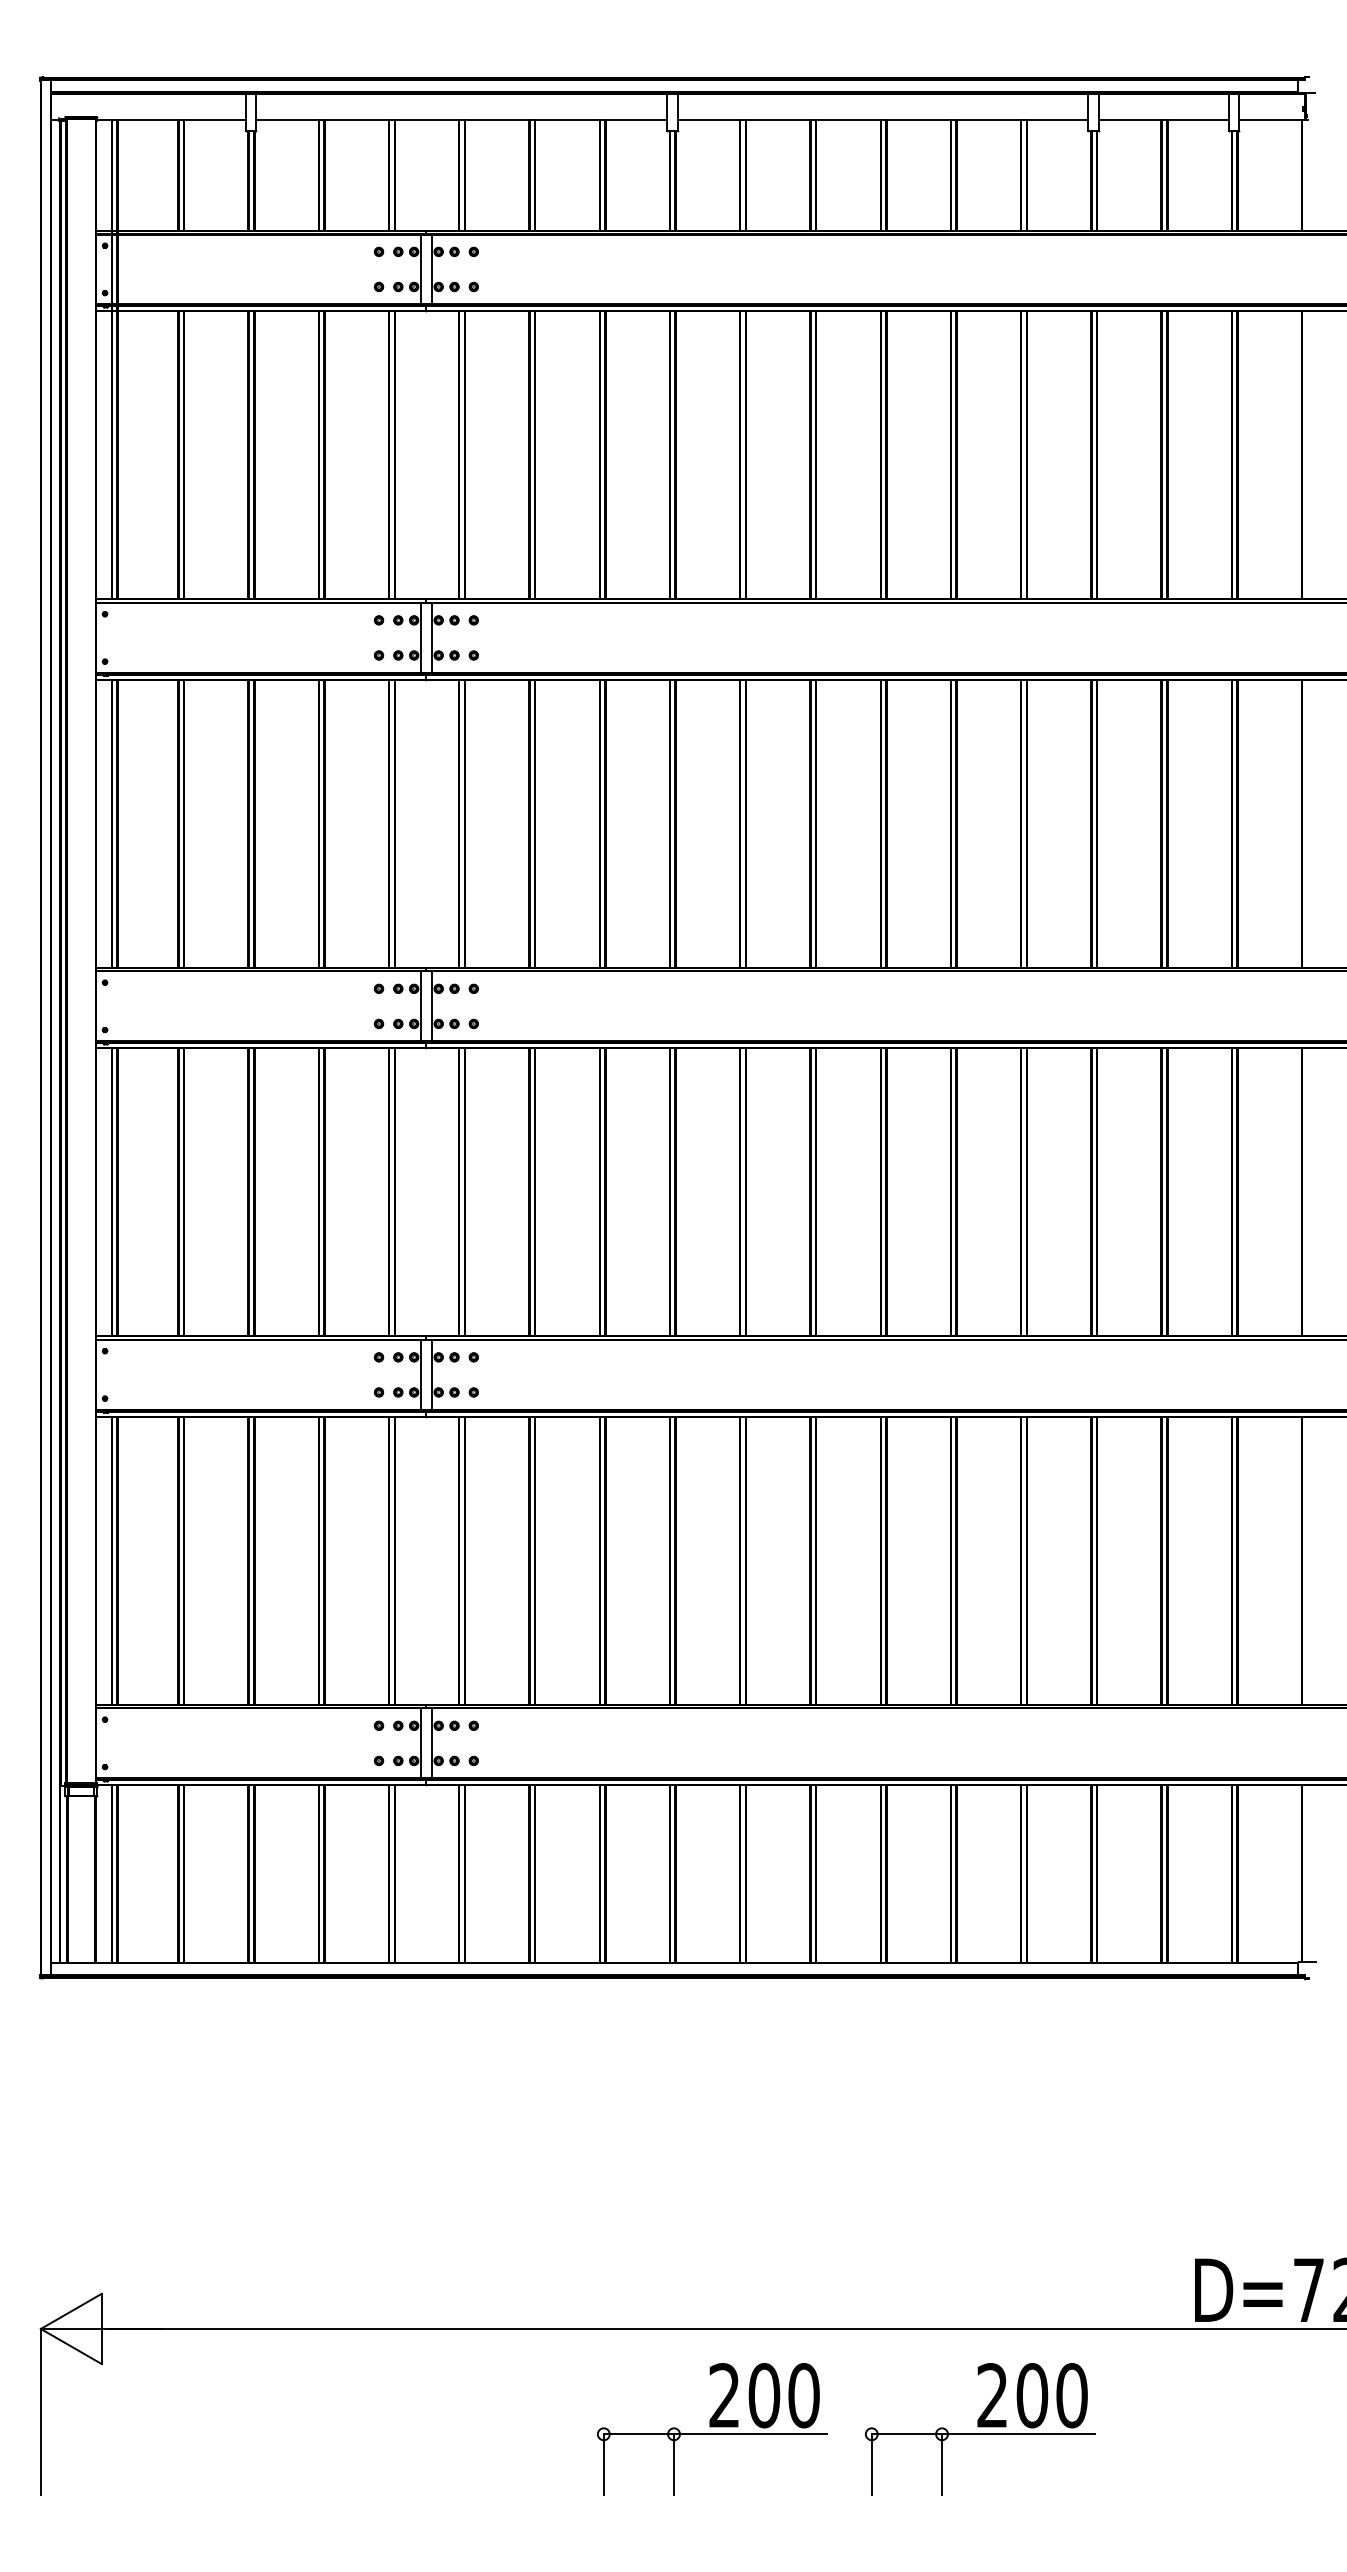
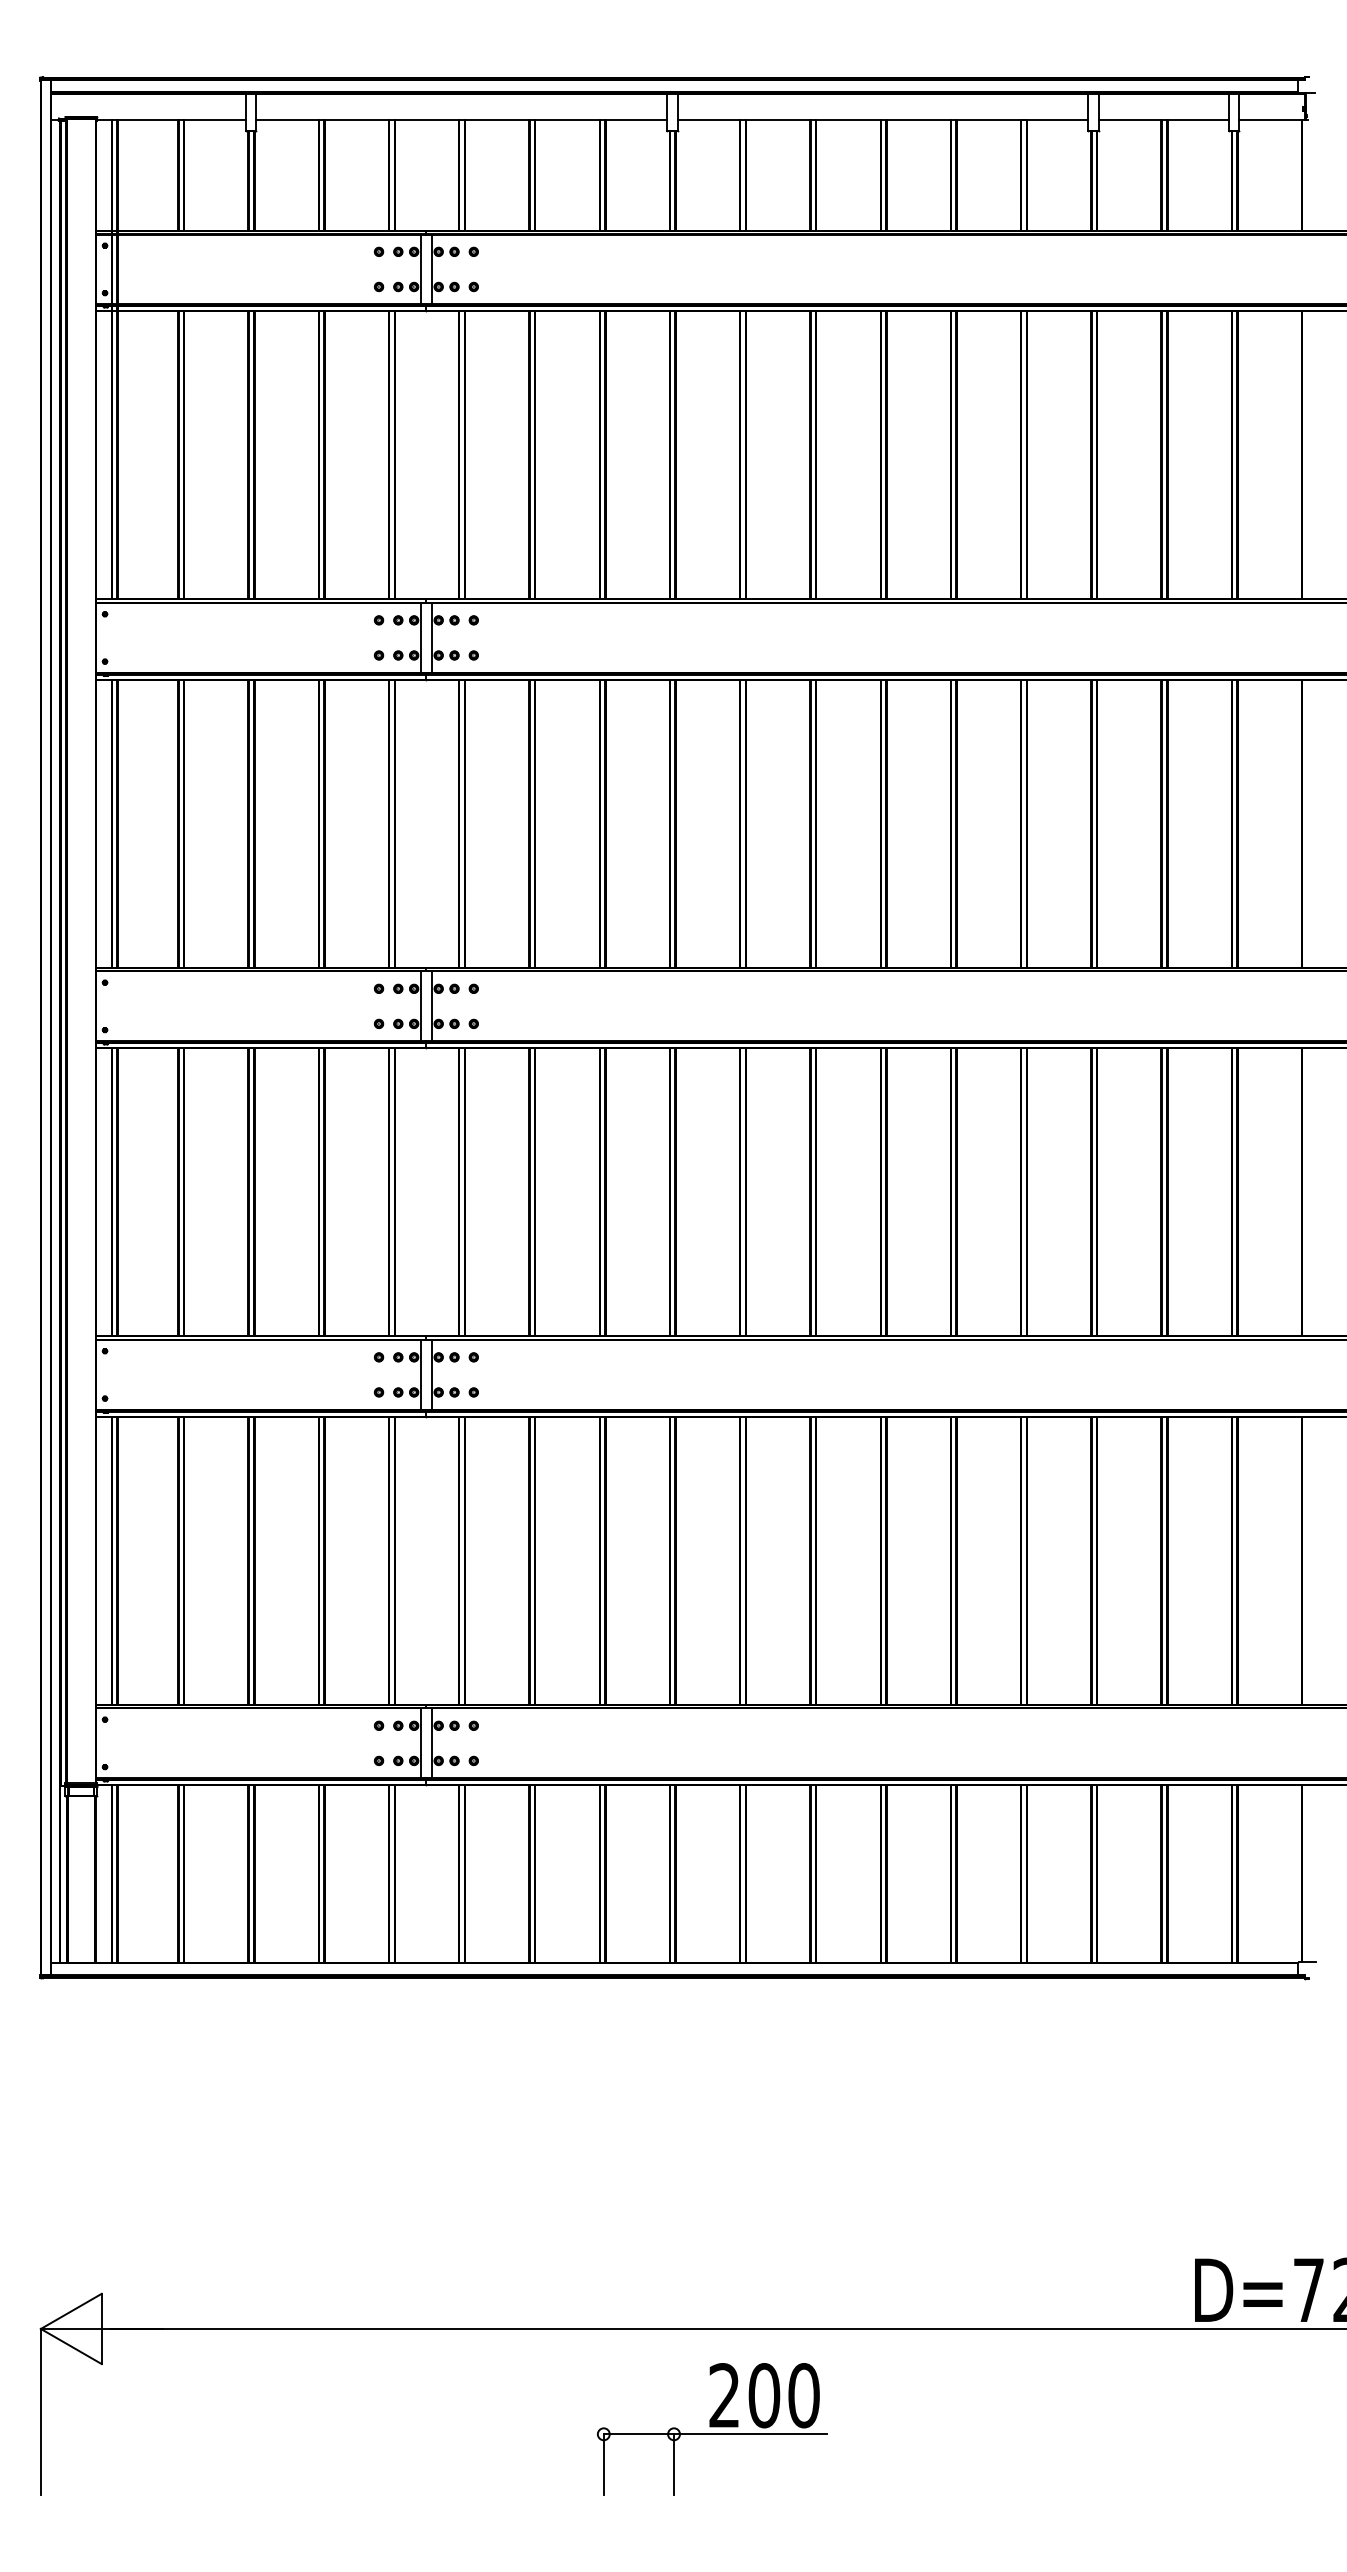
part: present -> none (980, 2429)
